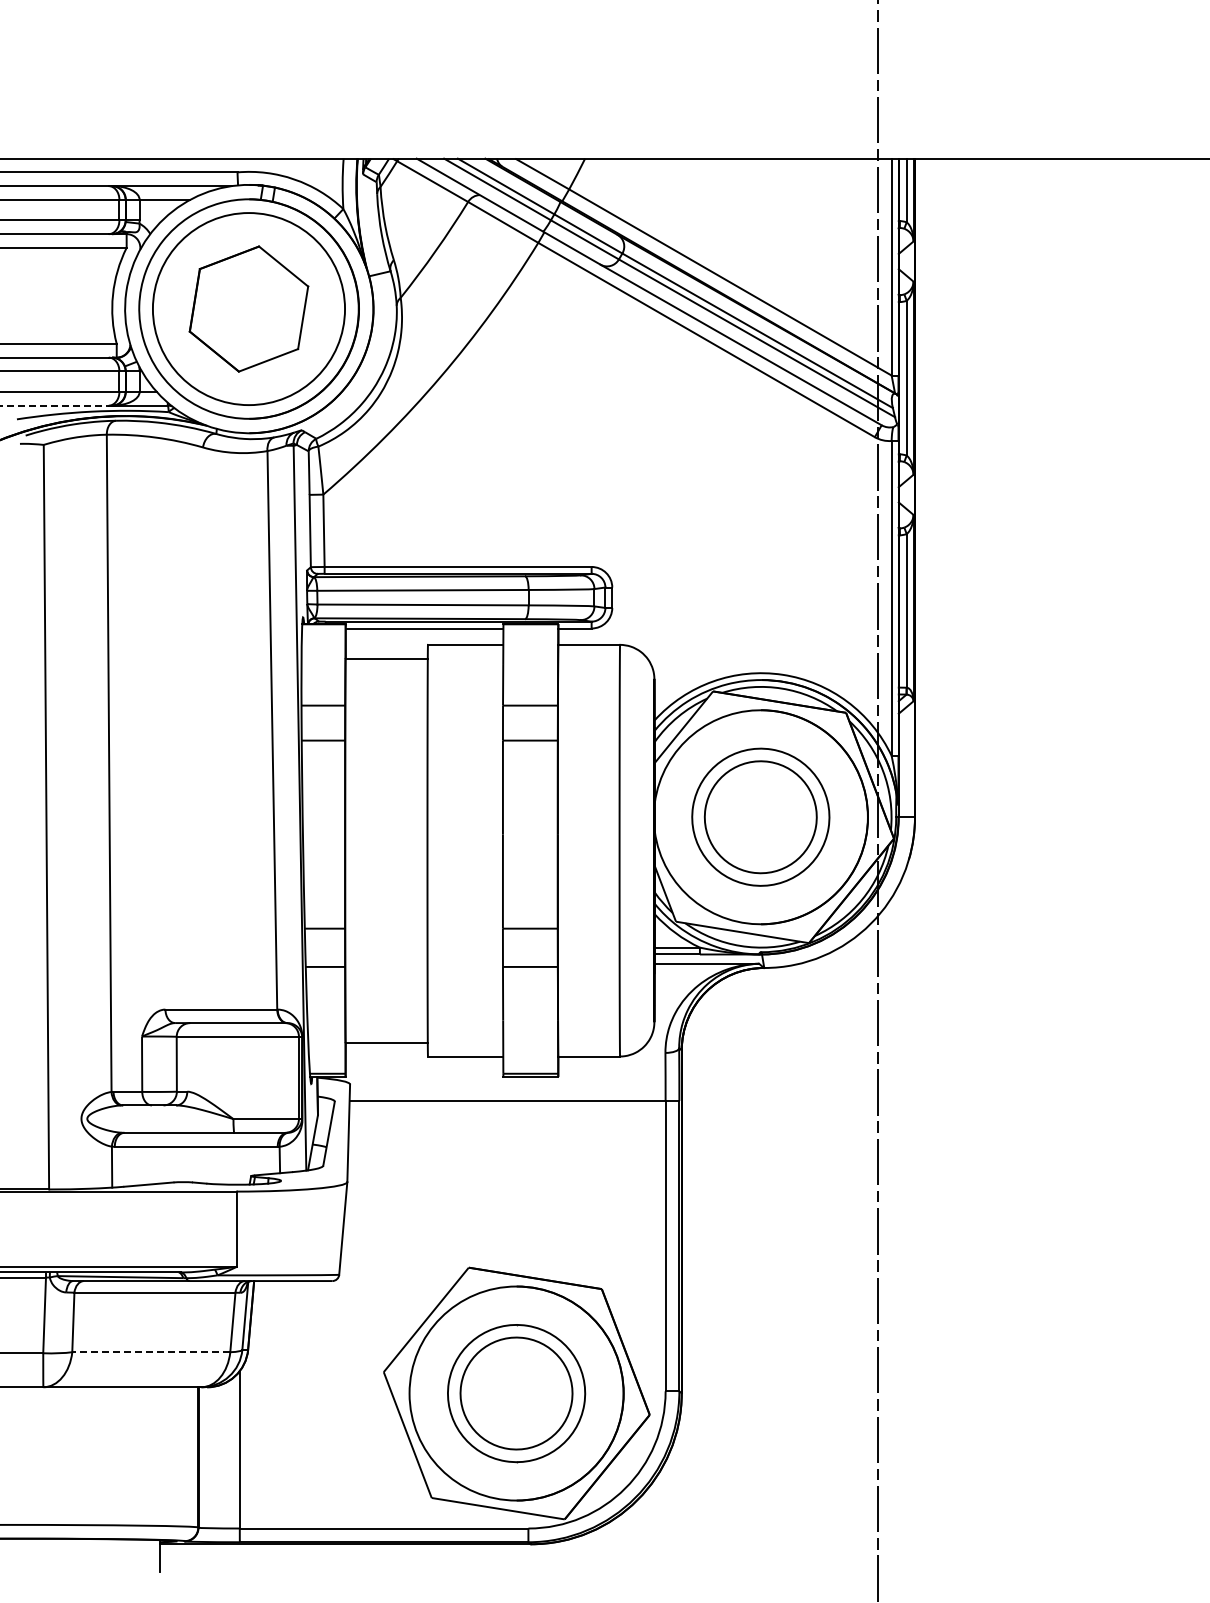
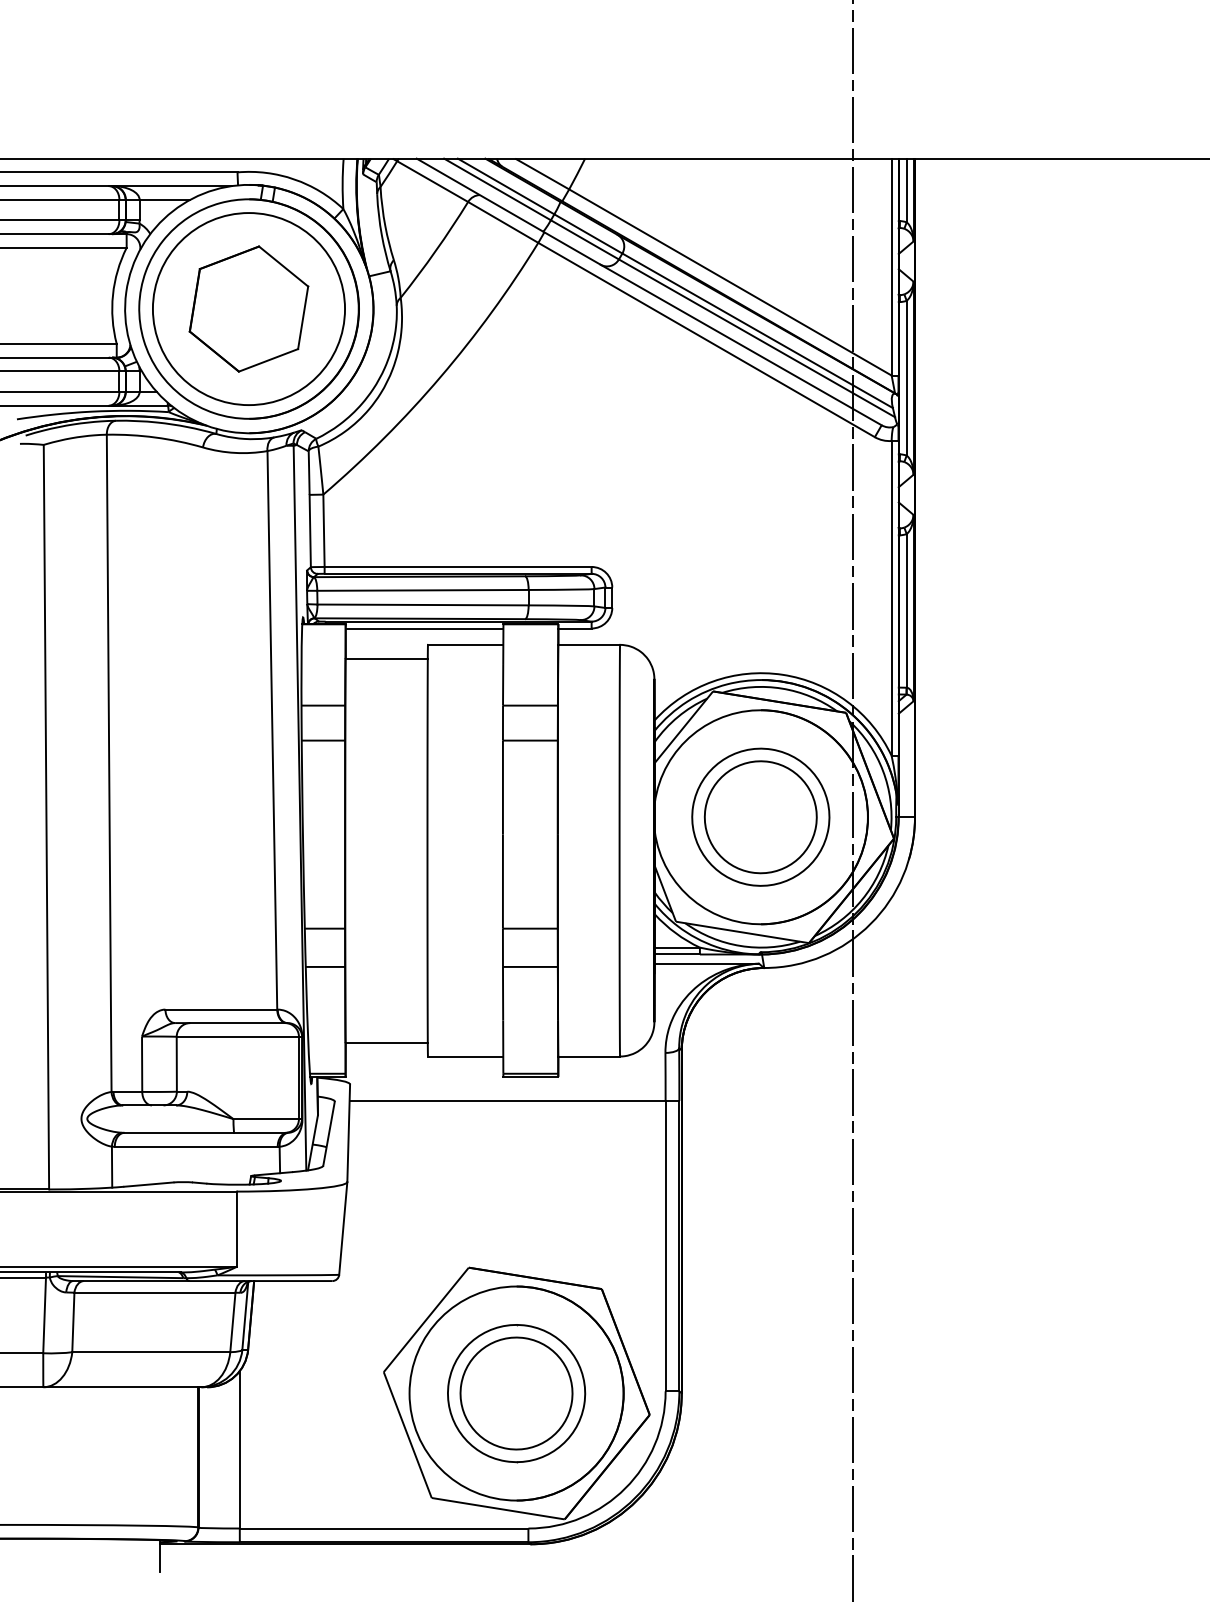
line: dashed -> solid (54, 405)
line position: (877, 800) -> (852, 800) (852, 800)
line: dashed -> solid (150, 1352)
